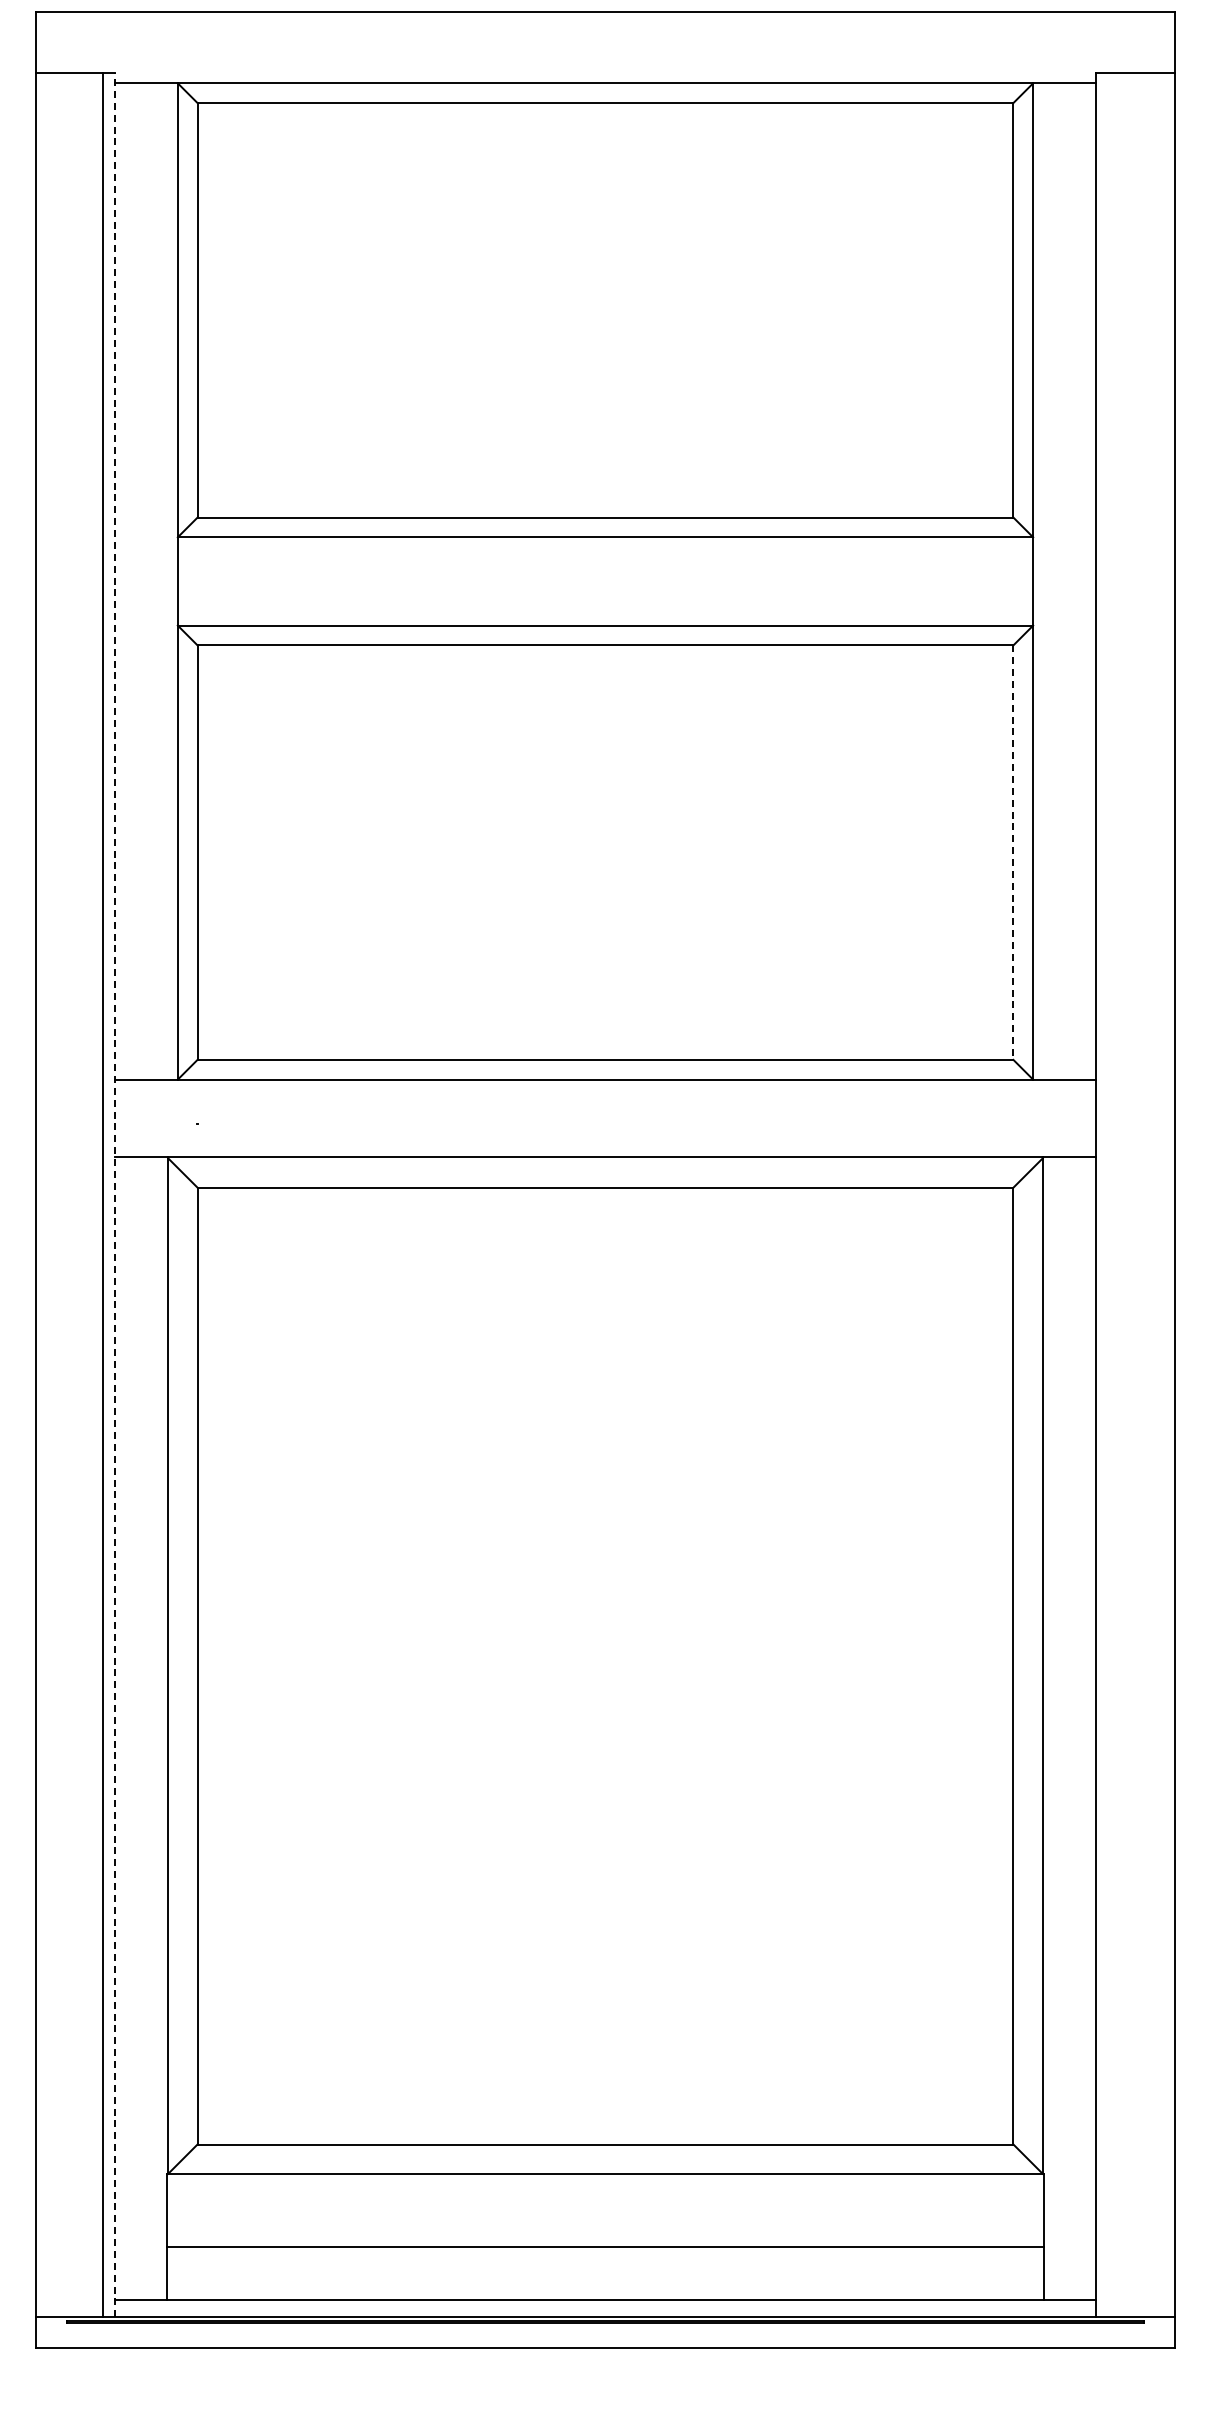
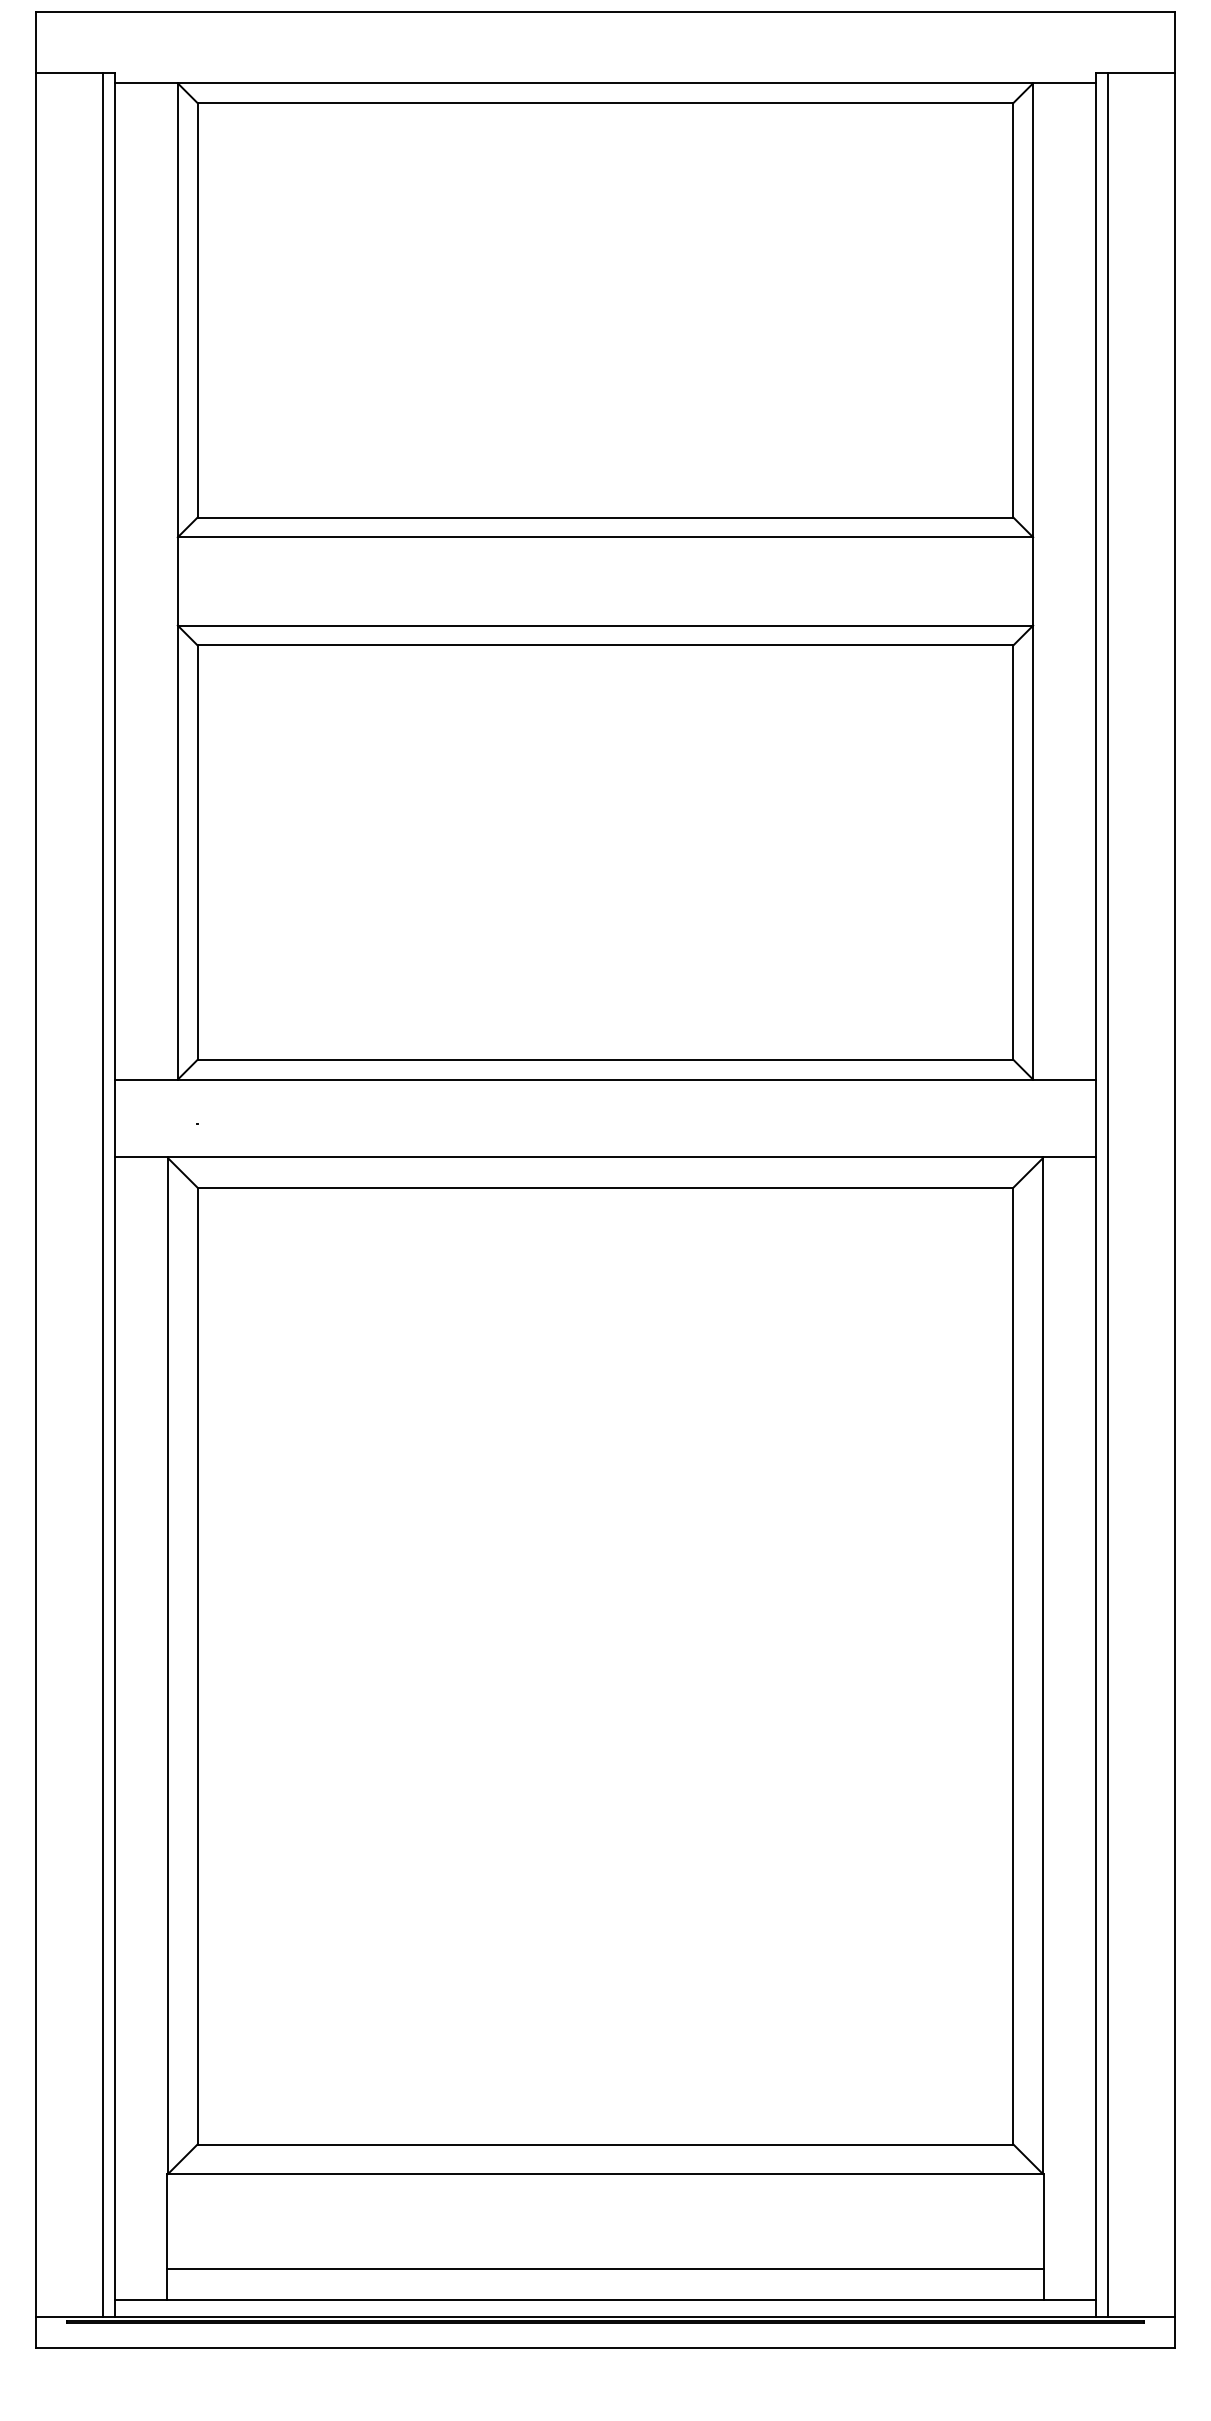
line: dashed -> solid (1013, 853)
line: dashed -> solid (115, 1194)
line: none -> present (1107, 1194)
line position: (605, 2247) -> (605, 2269) (605, 2269)
